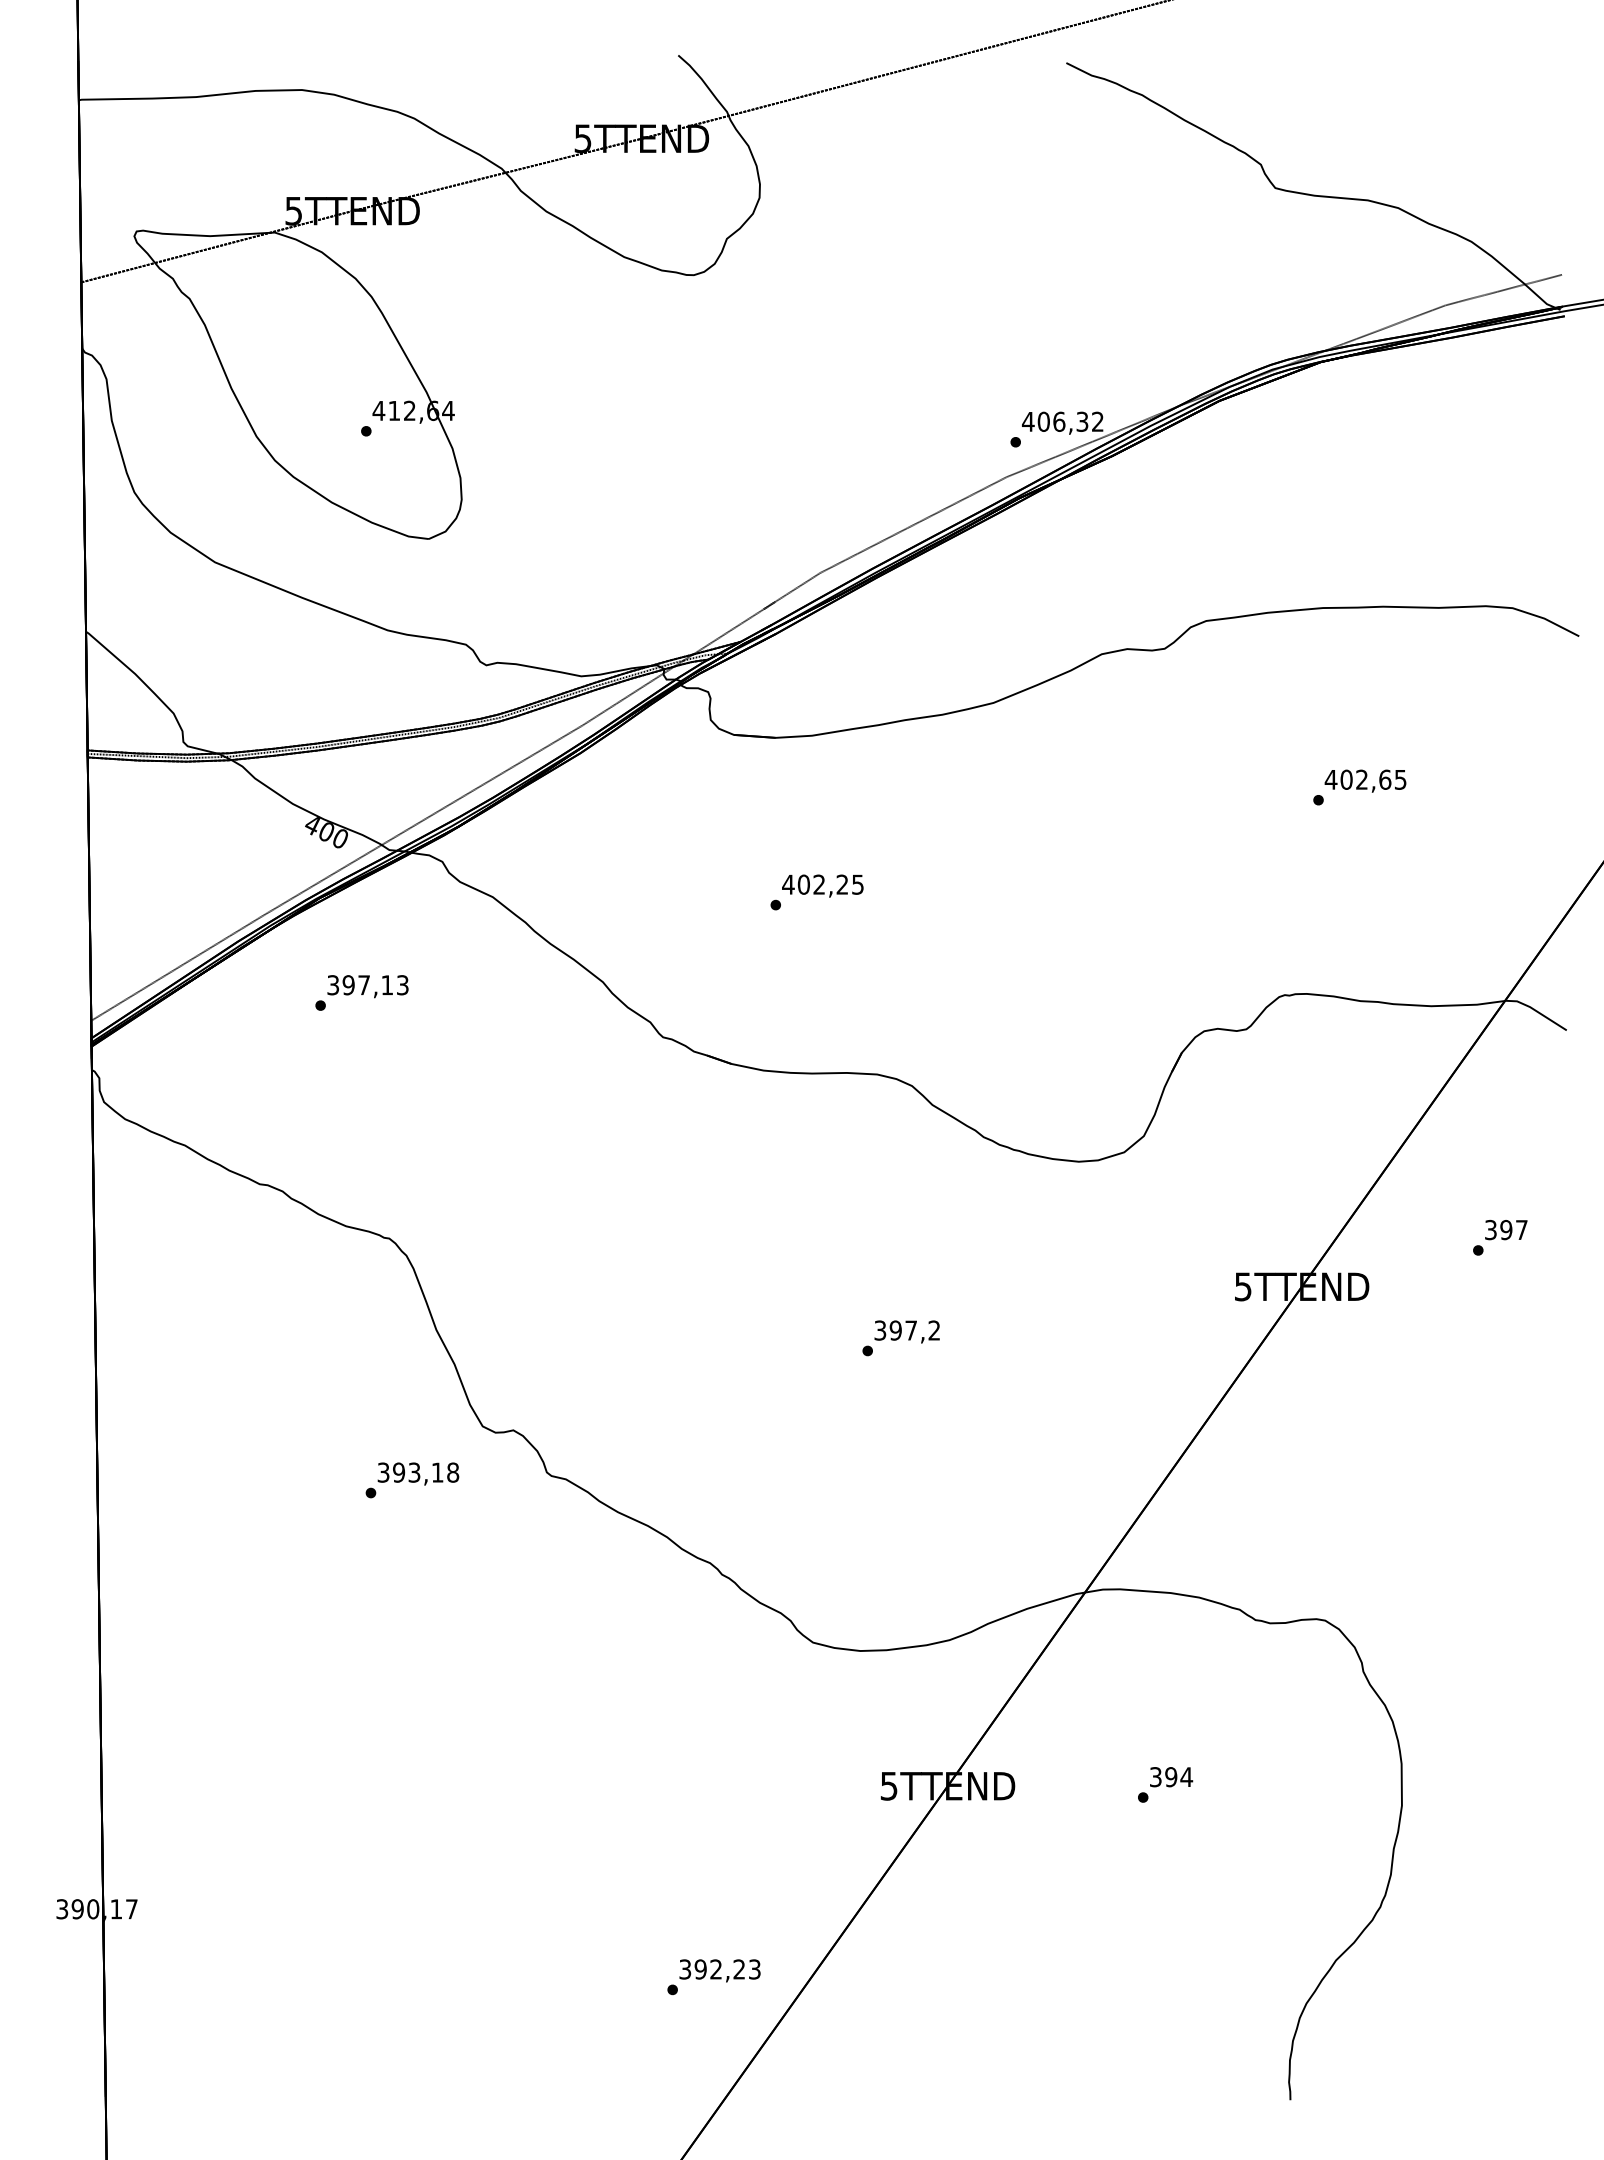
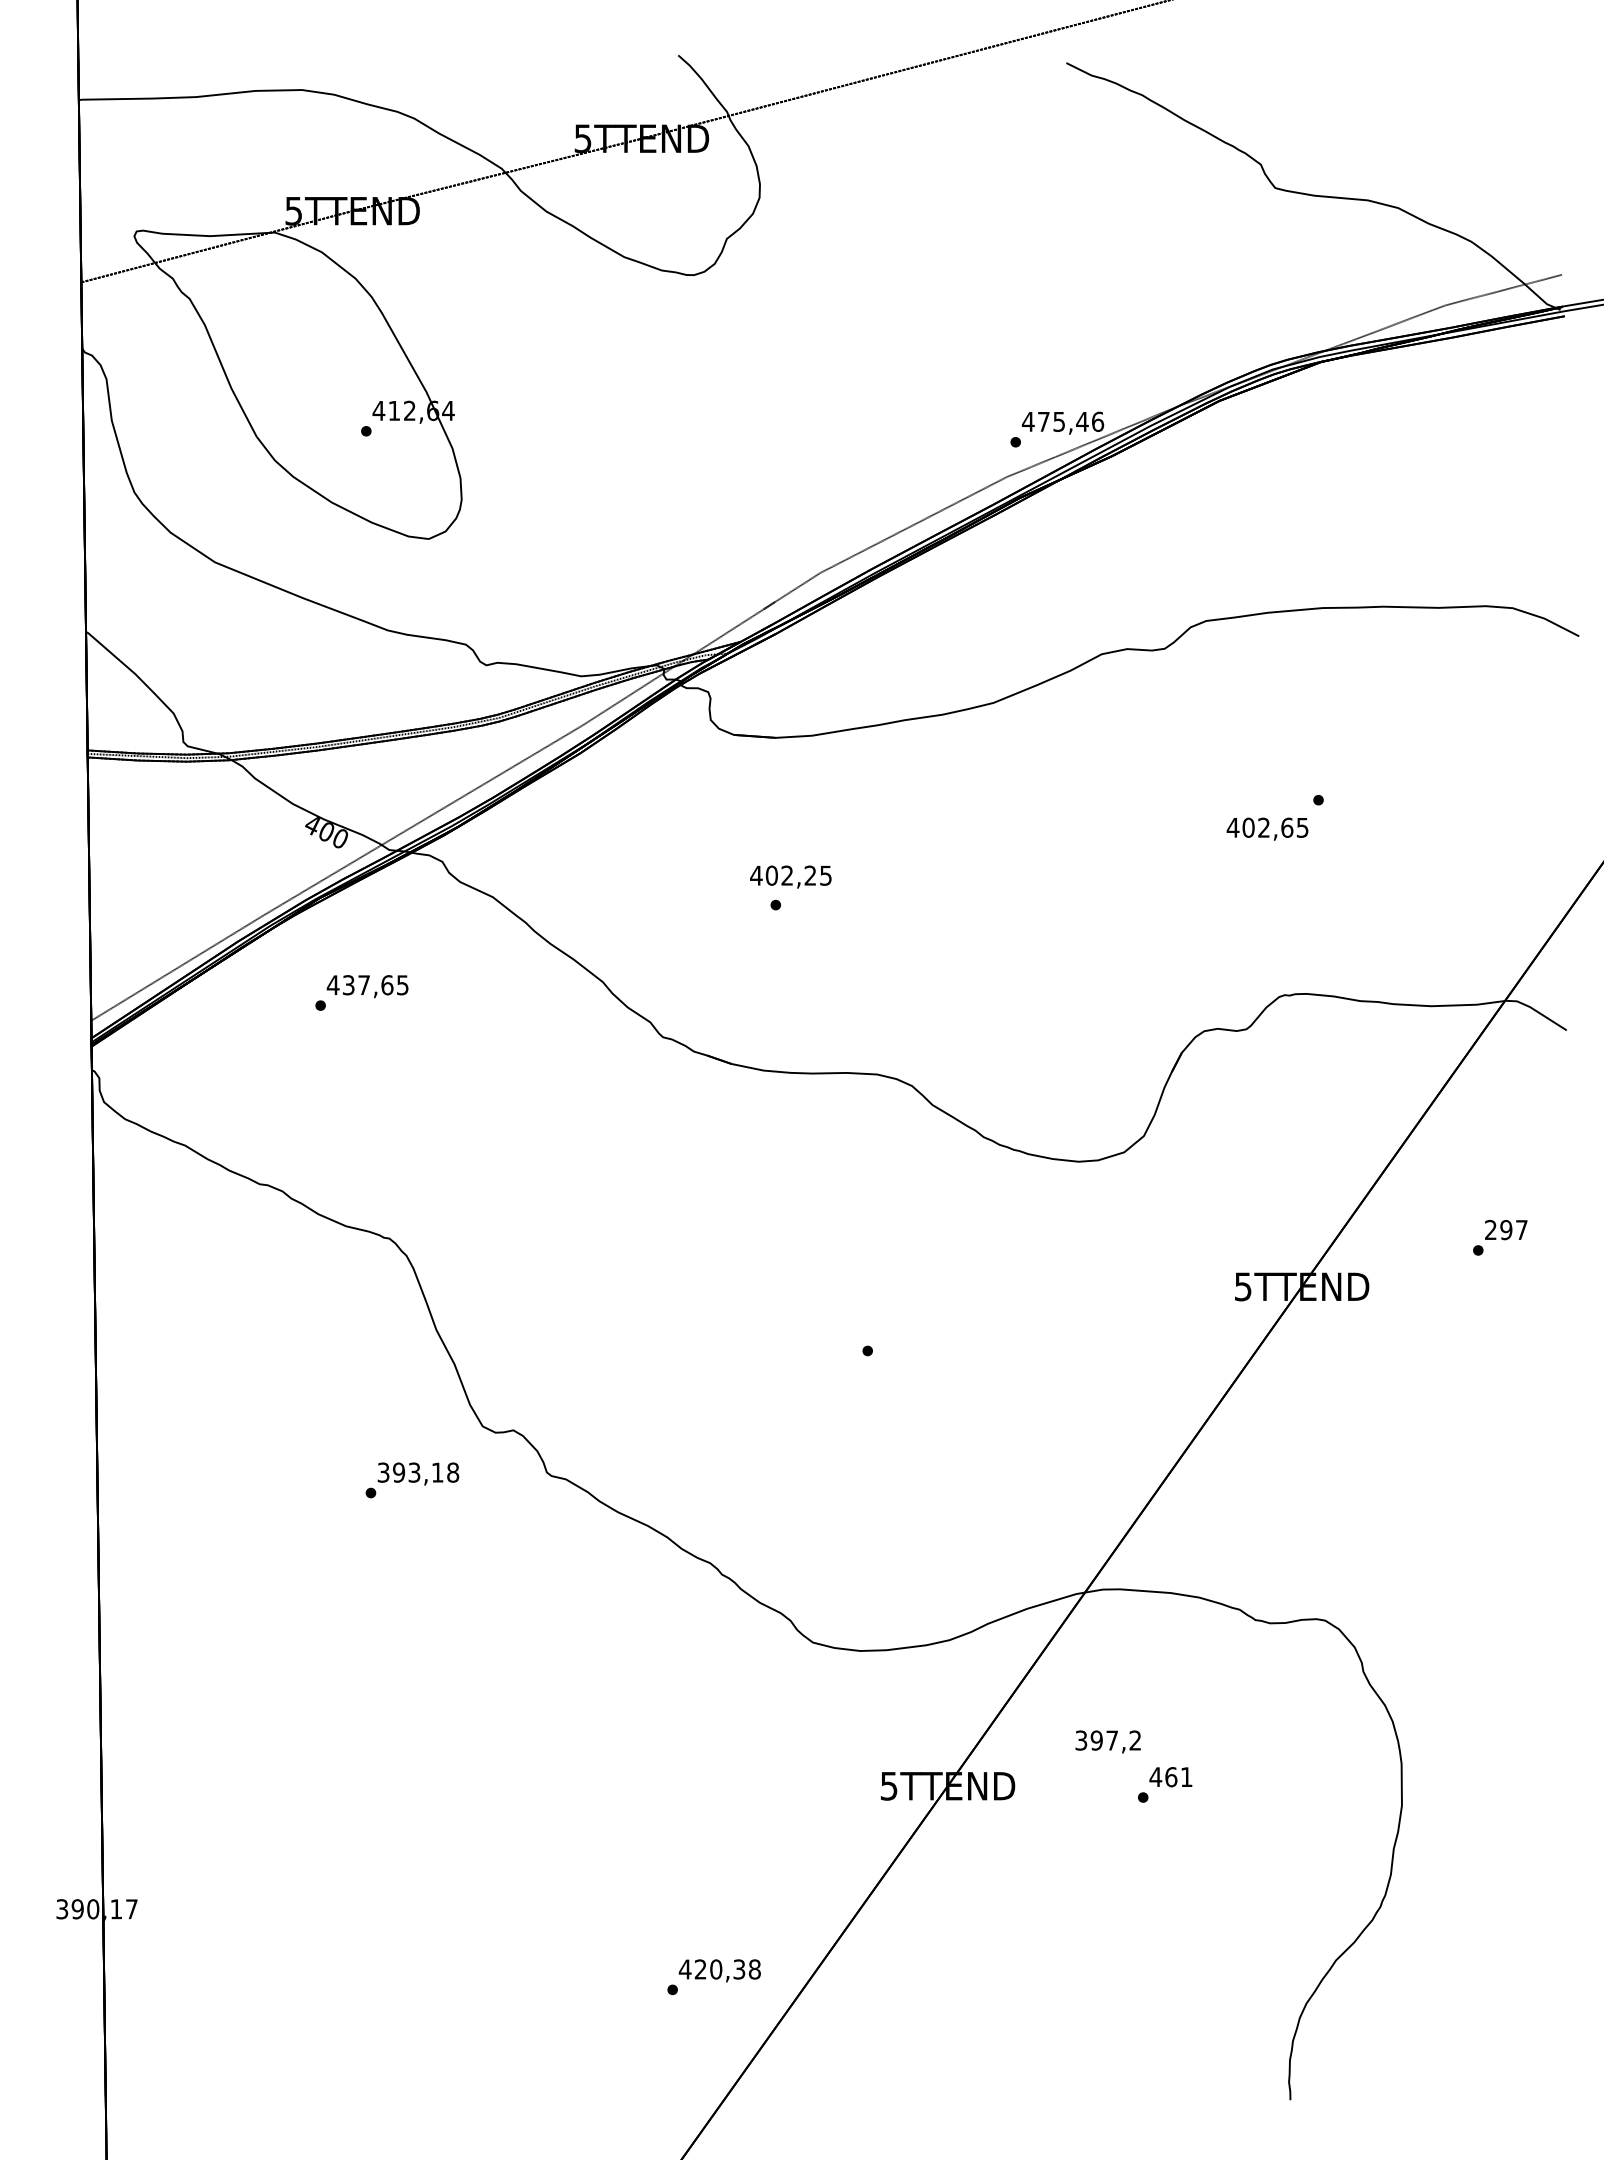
text: 406,32 -> 475,46 (1070, 421)
text position: (1365, 780) -> (1267, 828) (1267, 828)
text position: (822, 885) -> (790, 876) (790, 876)
text: 397,13 -> 437,65 (367, 985)
text: 397 -> 297 (1490, 1230)
text position: (906, 1331) -> (1107, 1741) (1107, 1741)
text: 394 -> 461 (1171, 1777)
text: 392,23 -> 420,38 (719, 1969)
